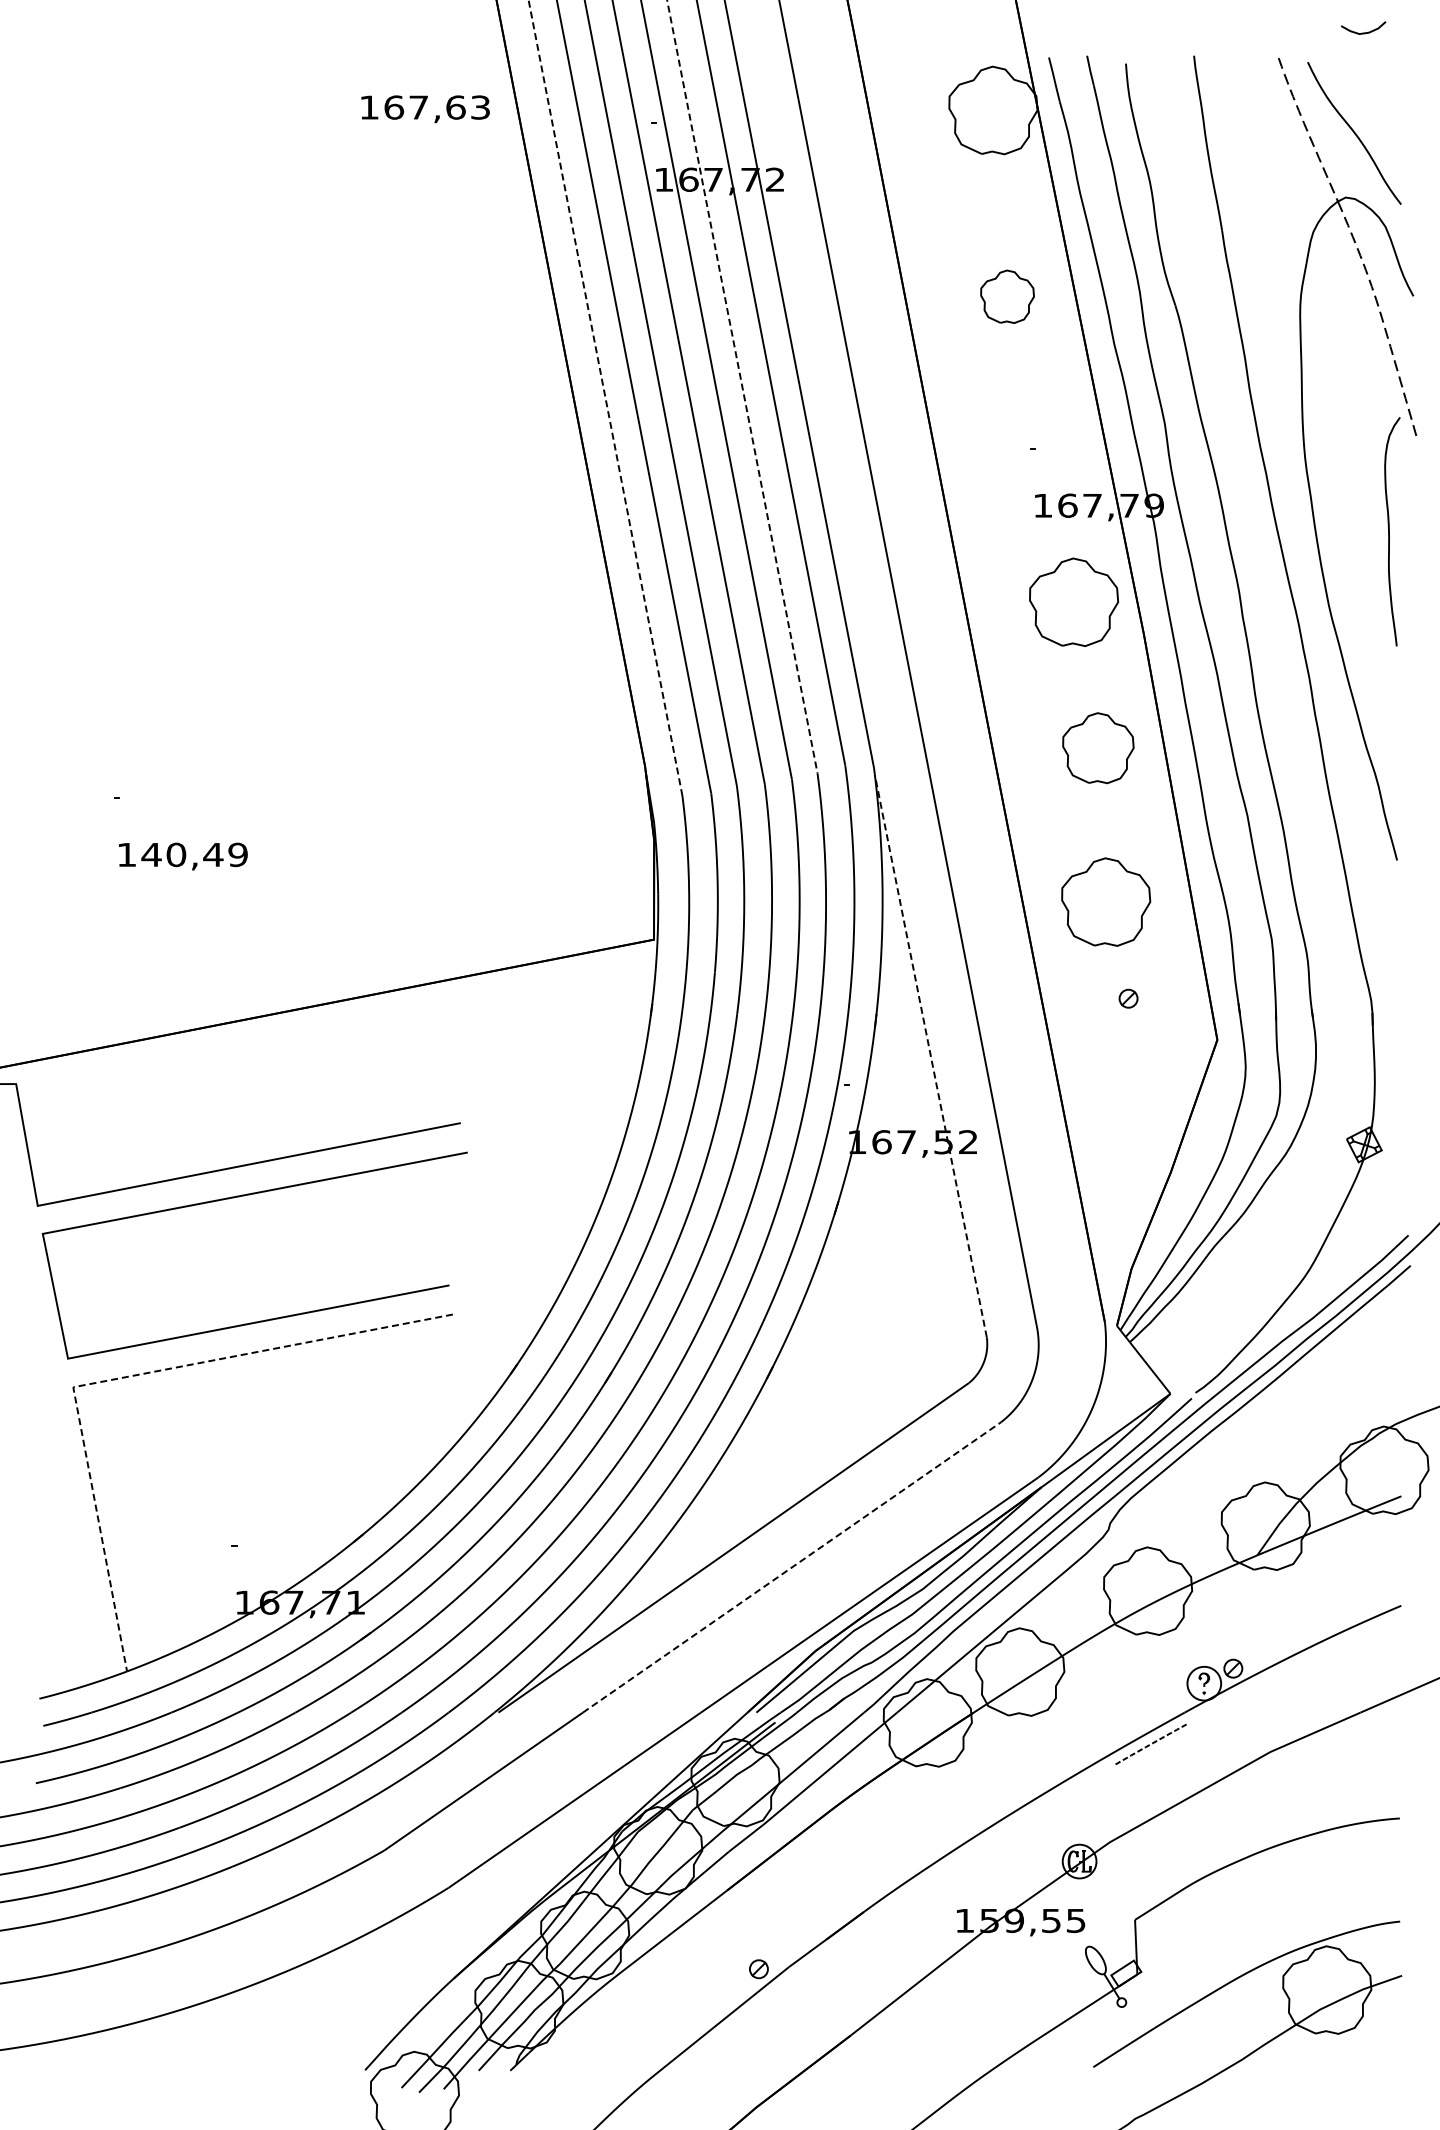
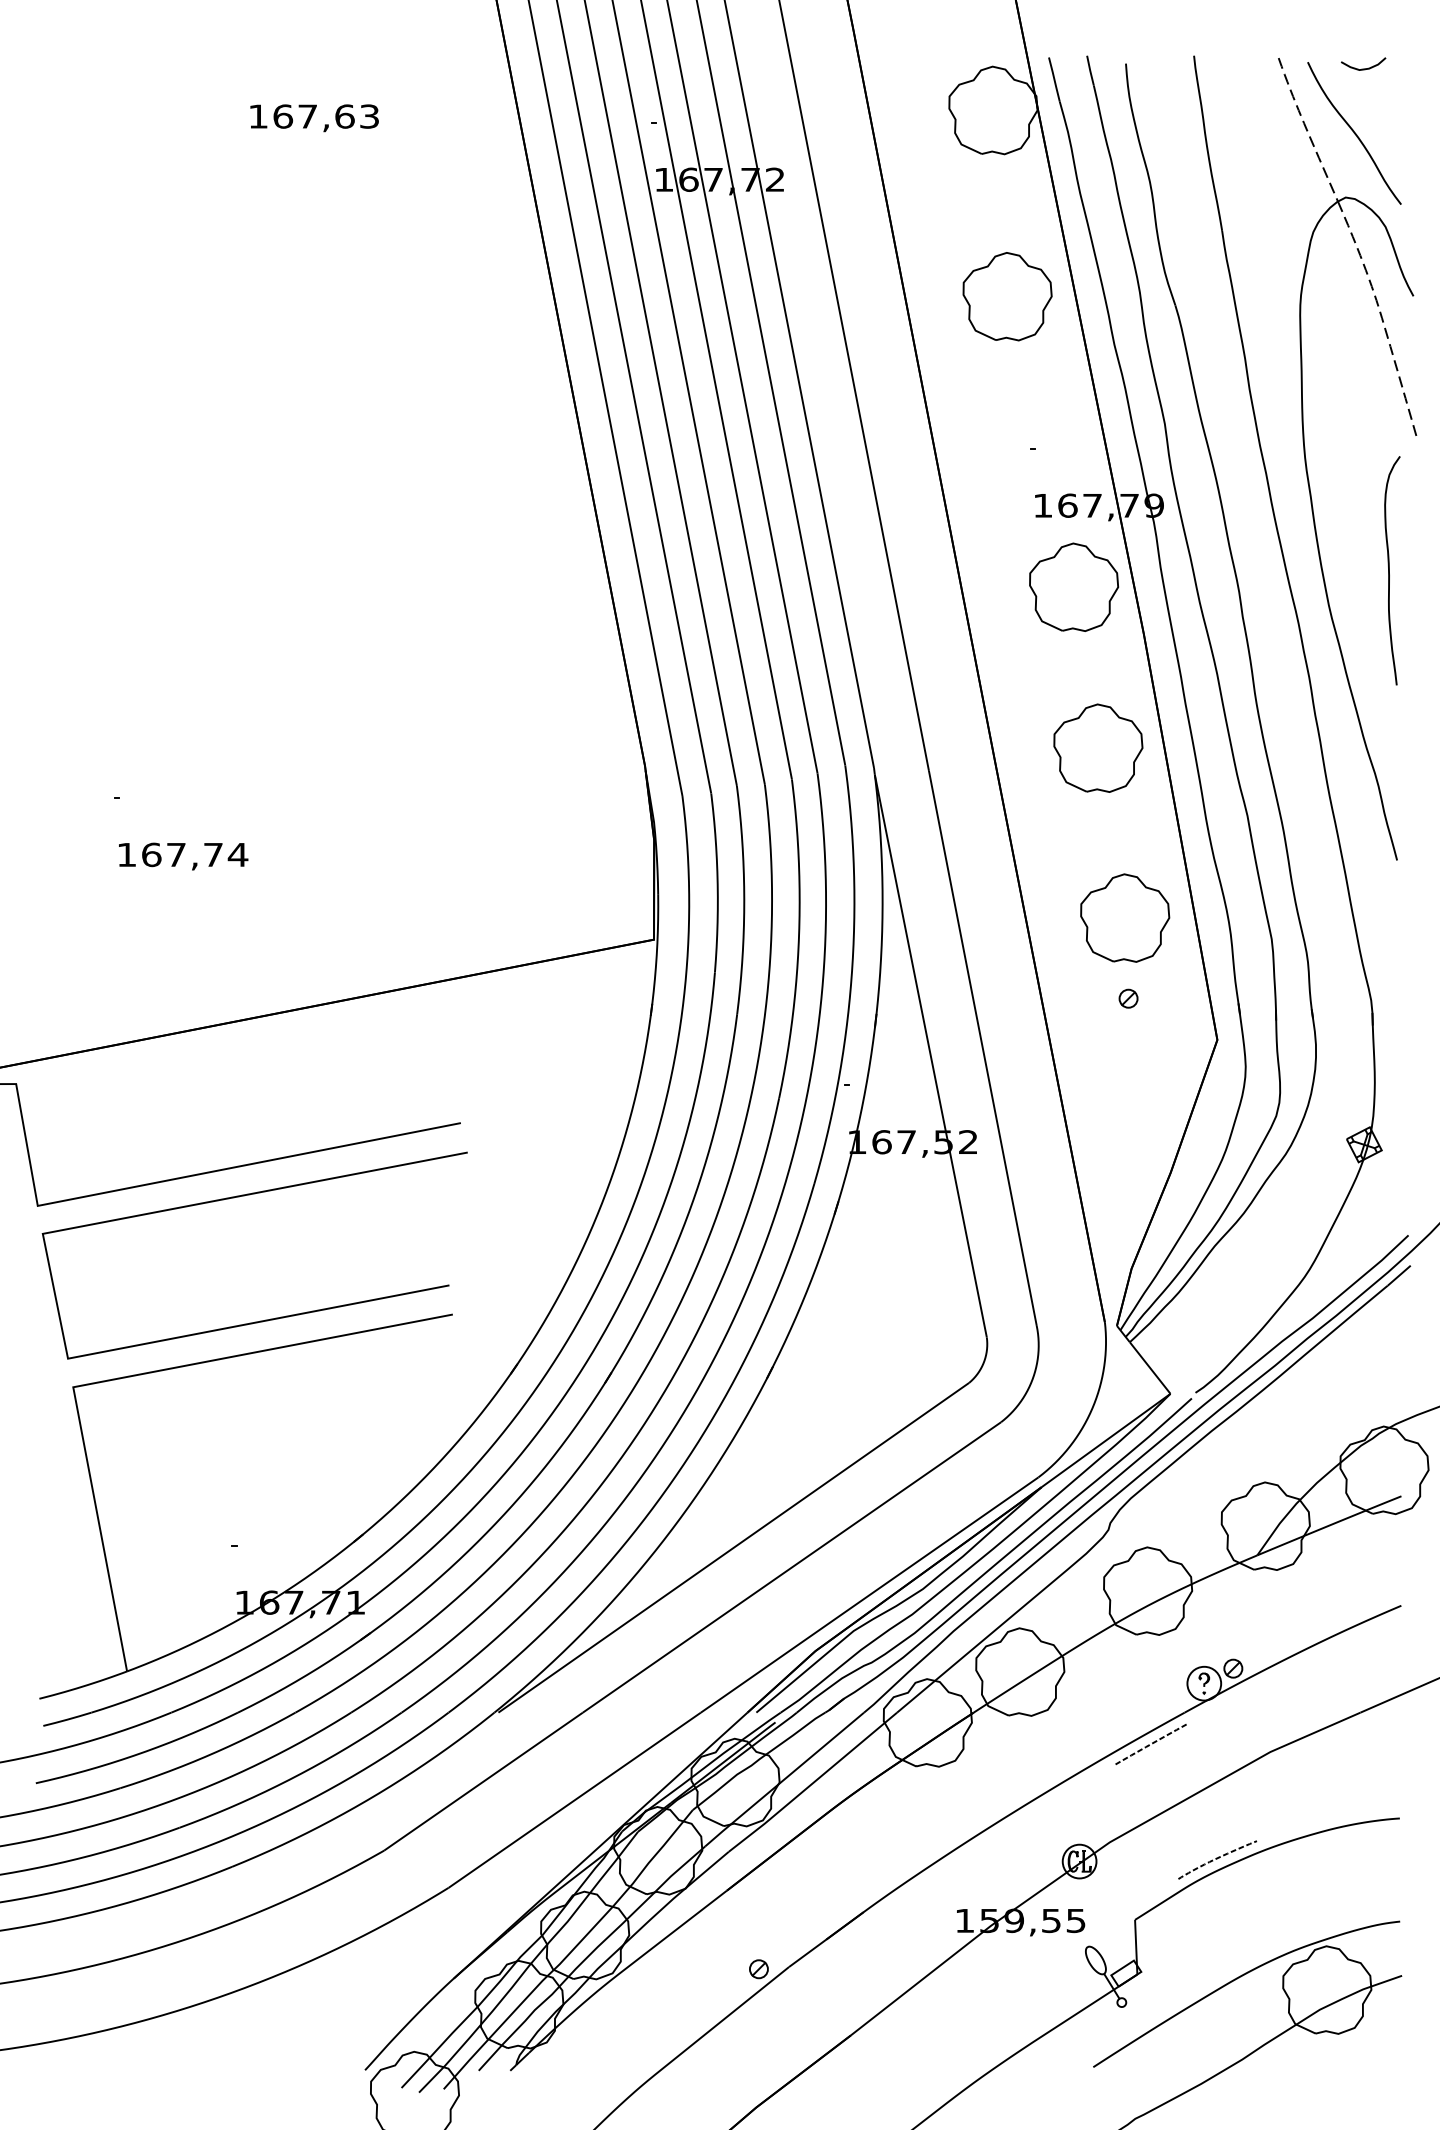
curve position: (1363, 32) -> (1363, 68) (1363, 68)
text position: (425, 109) -> (314, 118) (314, 118)
part size: 55x55 px -> 91x90 px (1007, 296)
line: dashed -> solid (742, 386)
line: dashed -> solid (605, 398)
curve position: (1389, 531) -> (1389, 570) (1389, 570)
part position: (1074, 601) -> (1074, 586) (1074, 586)
part size: 73x73 px -> 91x90 px (1098, 747)
text: 140,49 -> 167,74 (194, 854)
part position: (1106, 901) -> (1125, 917) (1125, 917)
line: dashed -> solid (930, 1056)
line: dashed -> solid (120, 1378)
line: dashed -> solid (792, 1567)
curve: none -> present (1217, 1859)
